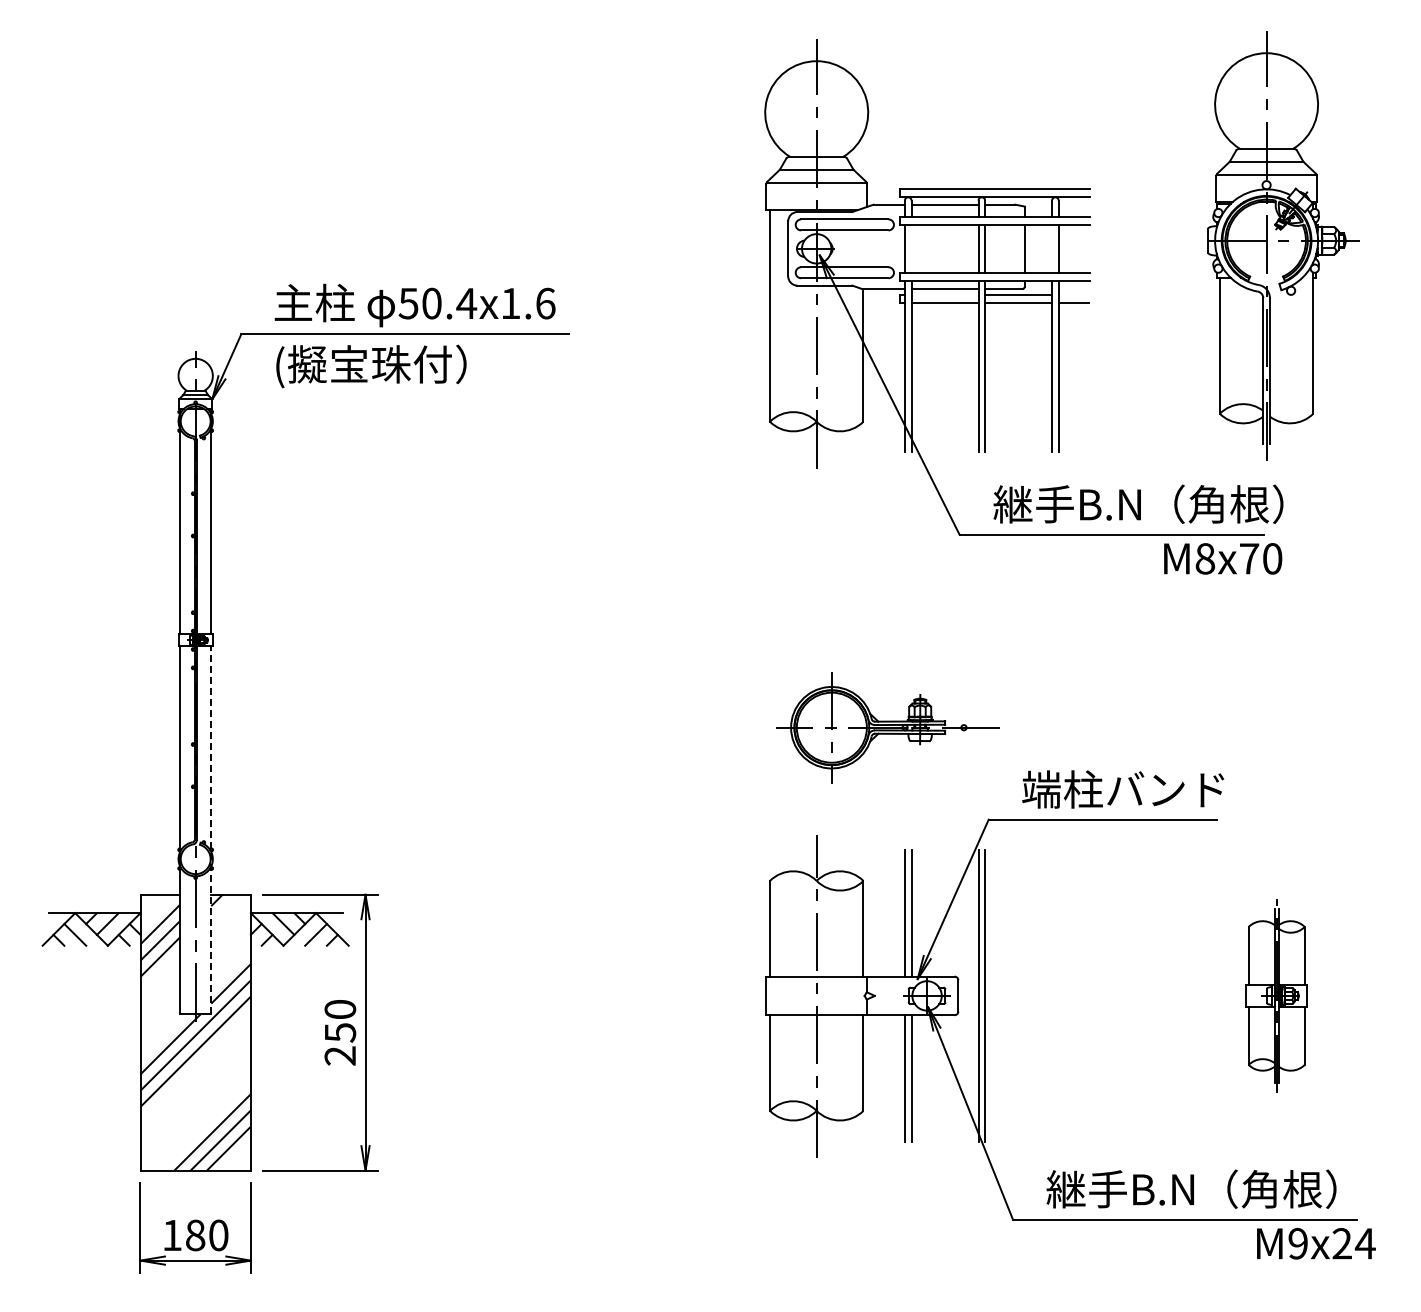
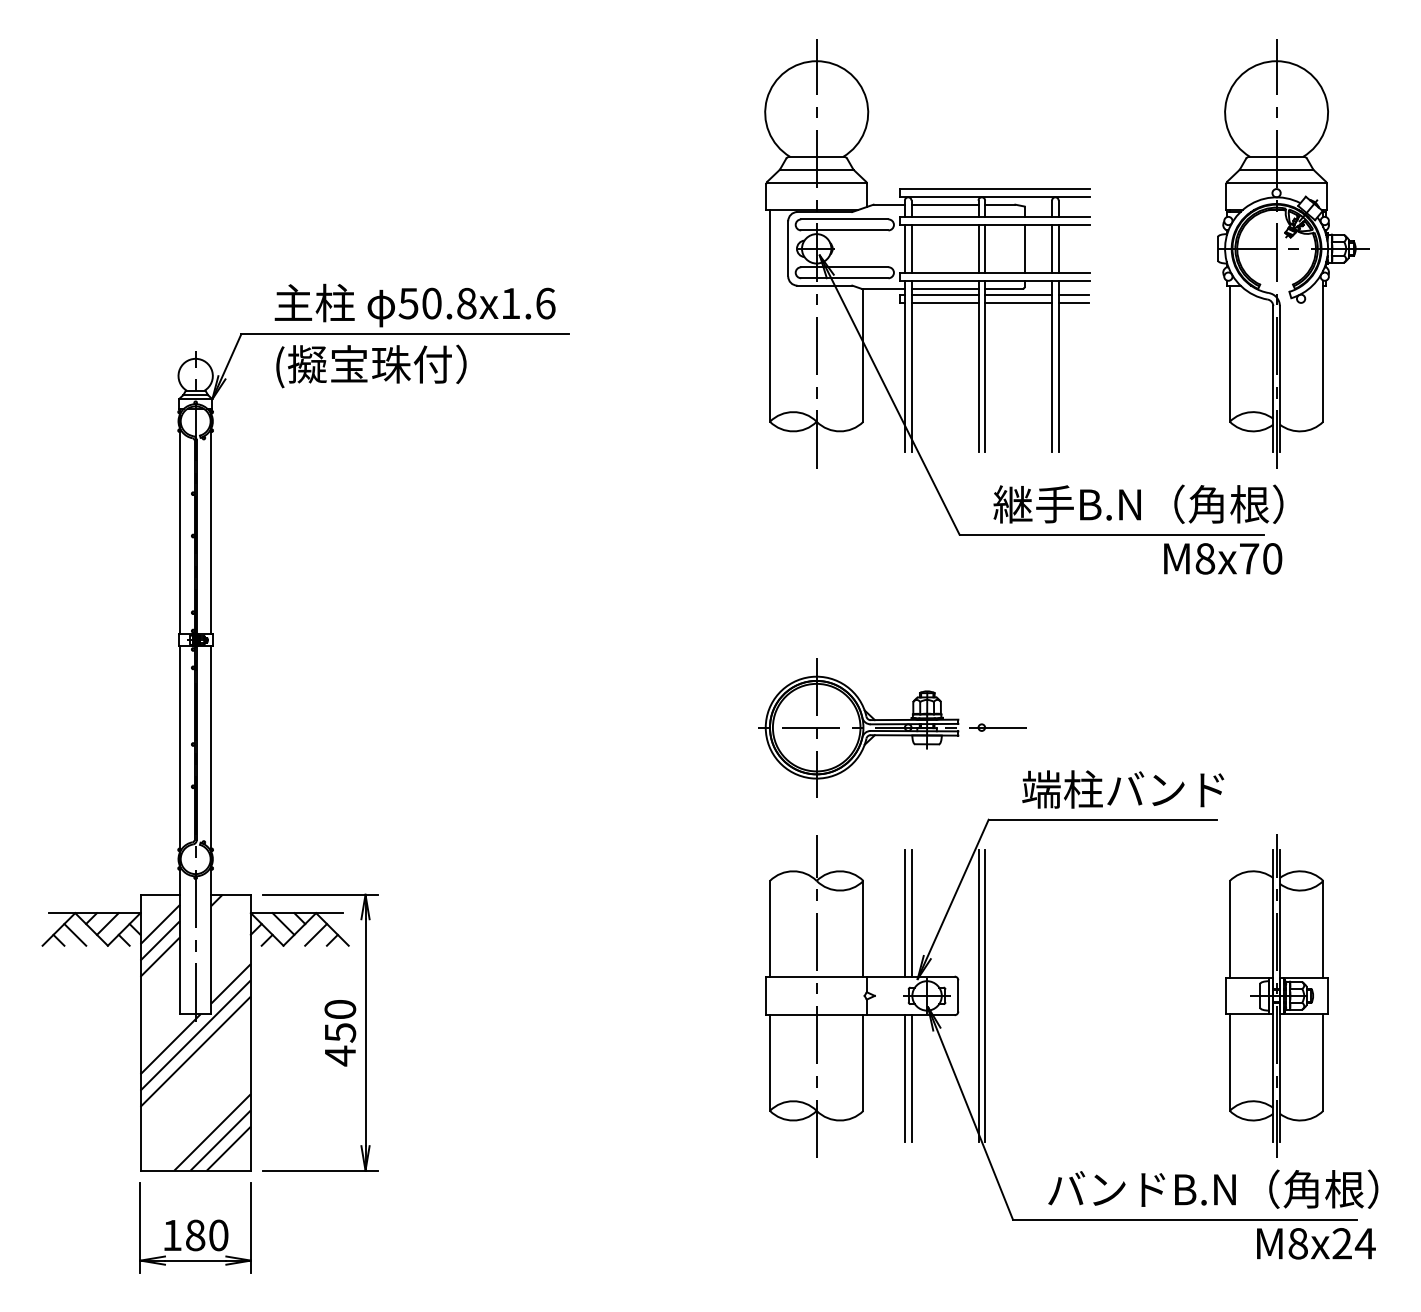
part position: (1283, 245) -> (1293, 253) (1293, 253)
line: none -> present (911, 248)
line: none -> present (1052, 248)
line: none -> present (944, 294)
line: none -> present (1073, 294)
text: 50.4x1.6 -> 50.8x1.6 (466, 303)
part size: 222x112 px -> 269x140 px (892, 727)
line: dashed -> solid (211, 830)
part size: 63x194 px -> 104x324 px (1276, 995)
text: 250 -> 450 (339, 1055)
text: 継手B.N（角根） -> バンドB.N（角根） (1212, 1188)
text: M9x24 -> M8x24 (1297, 1243)
